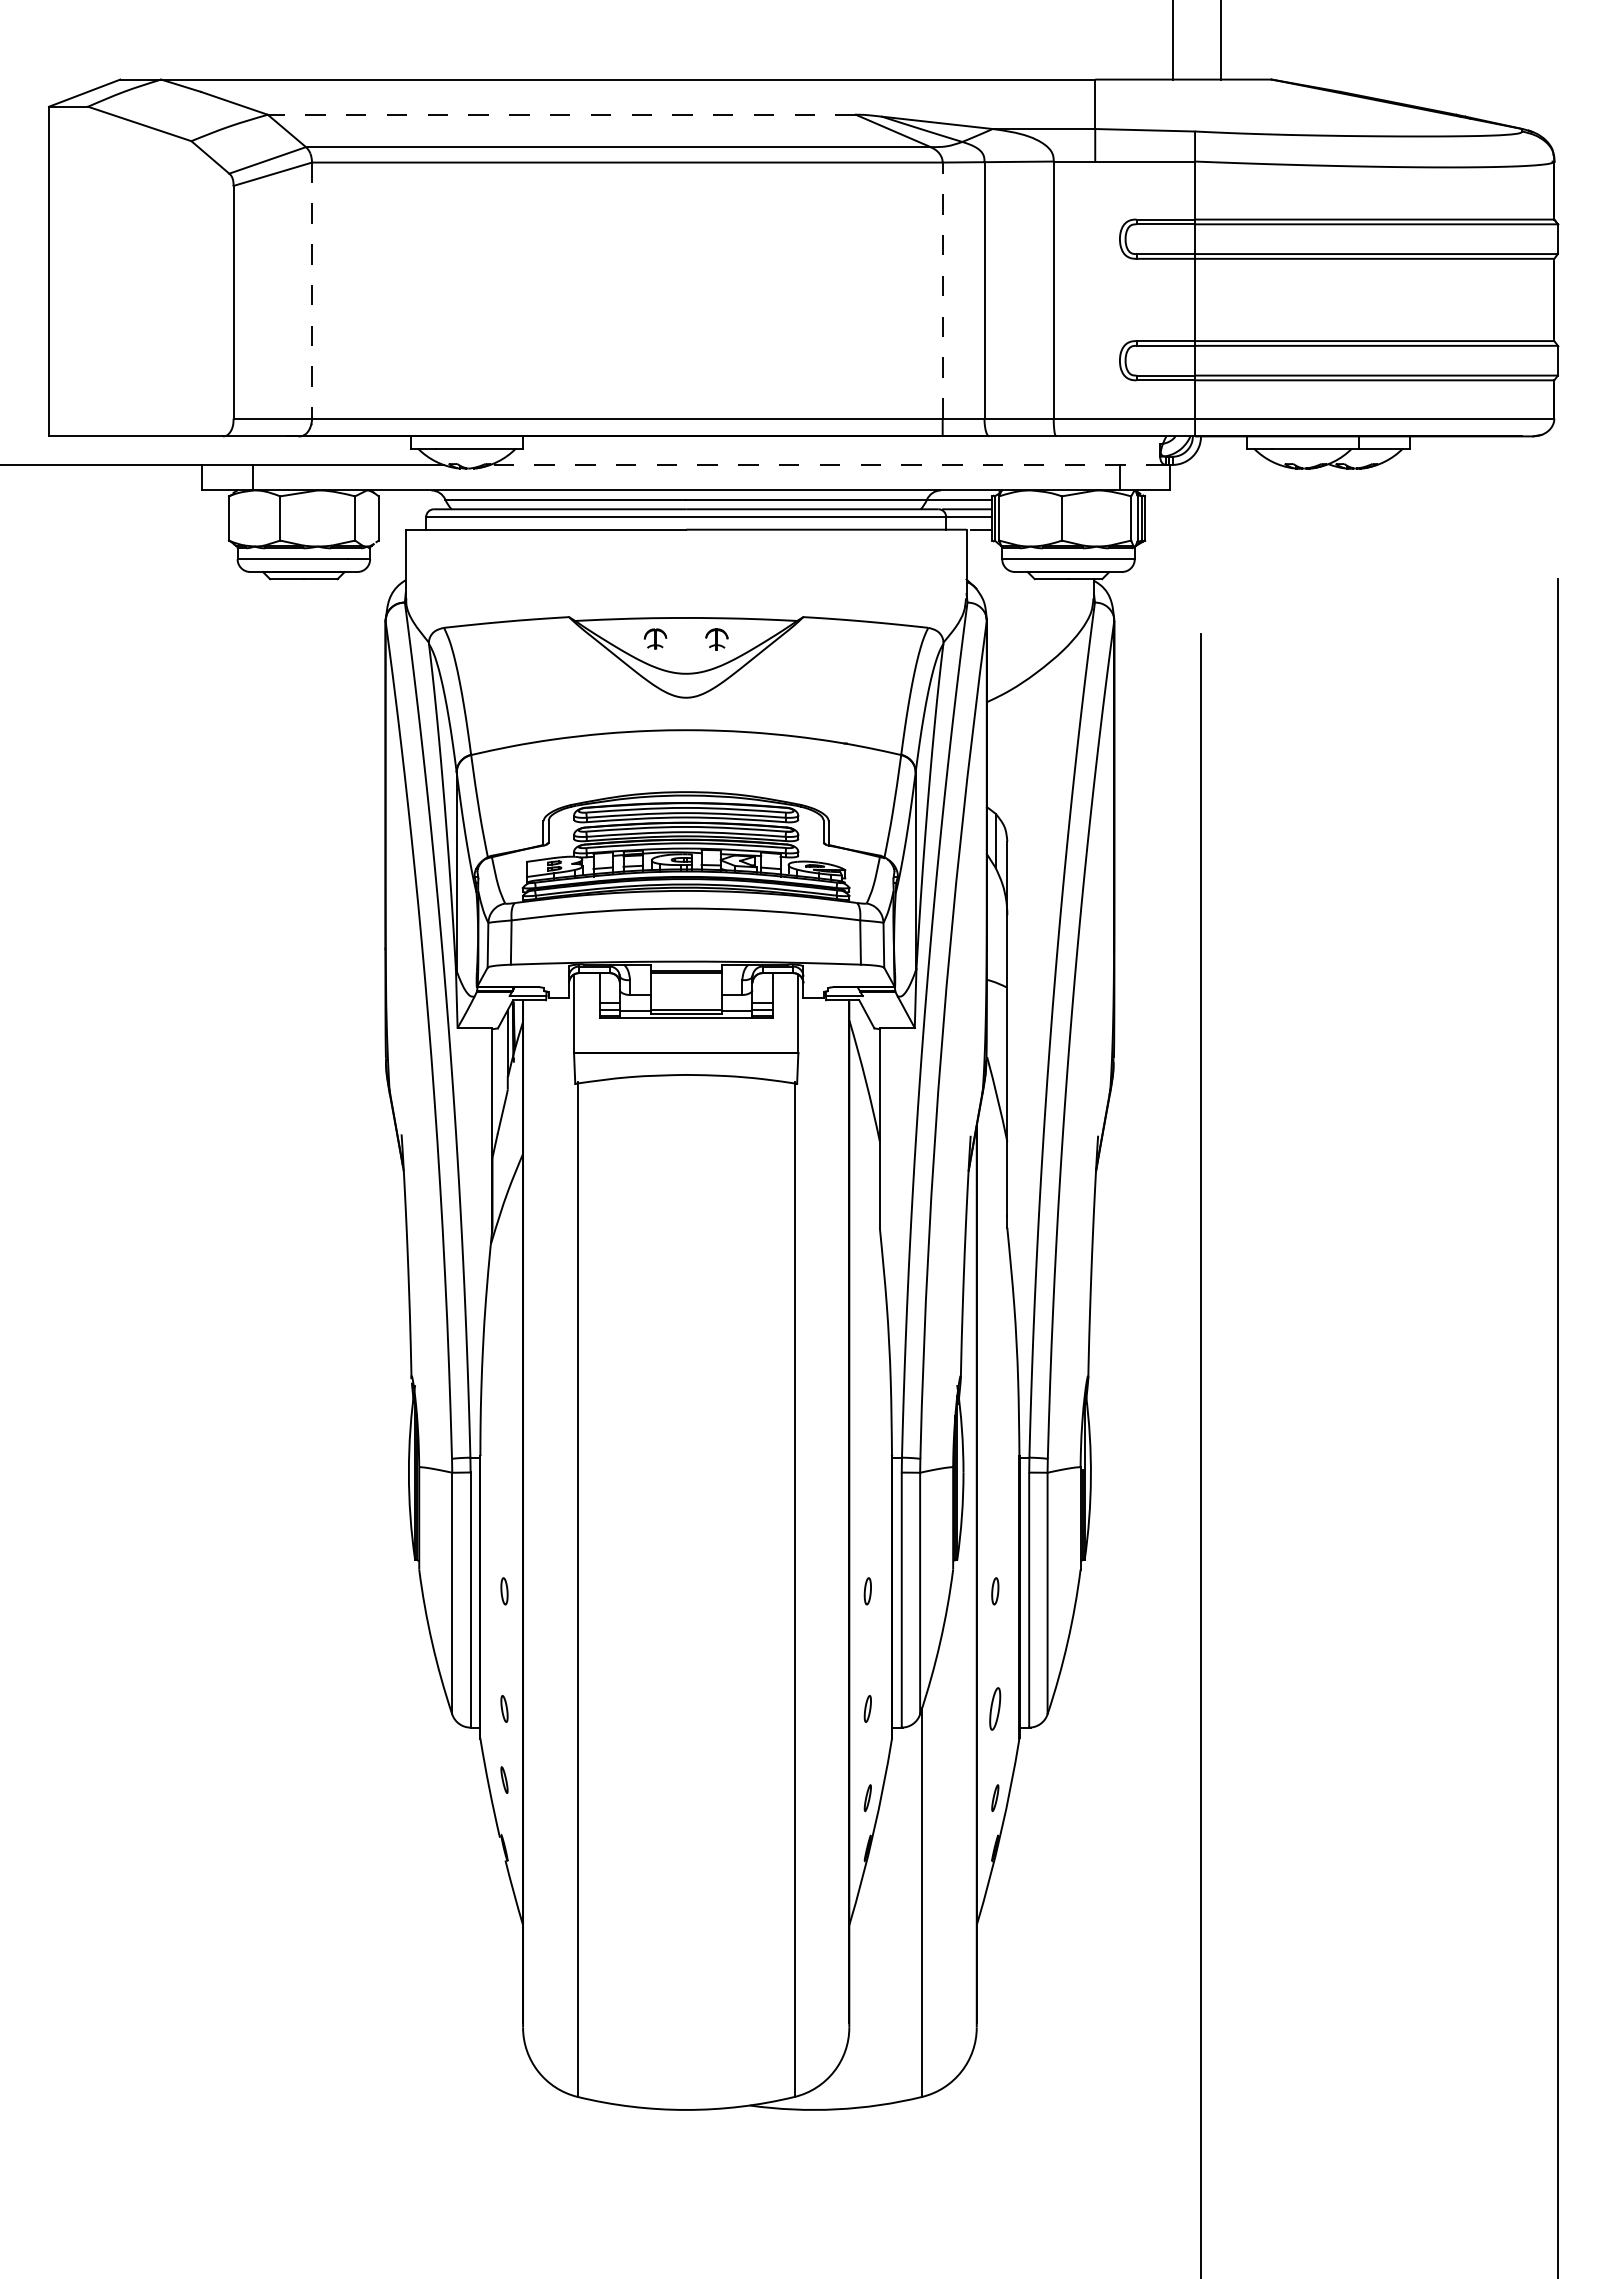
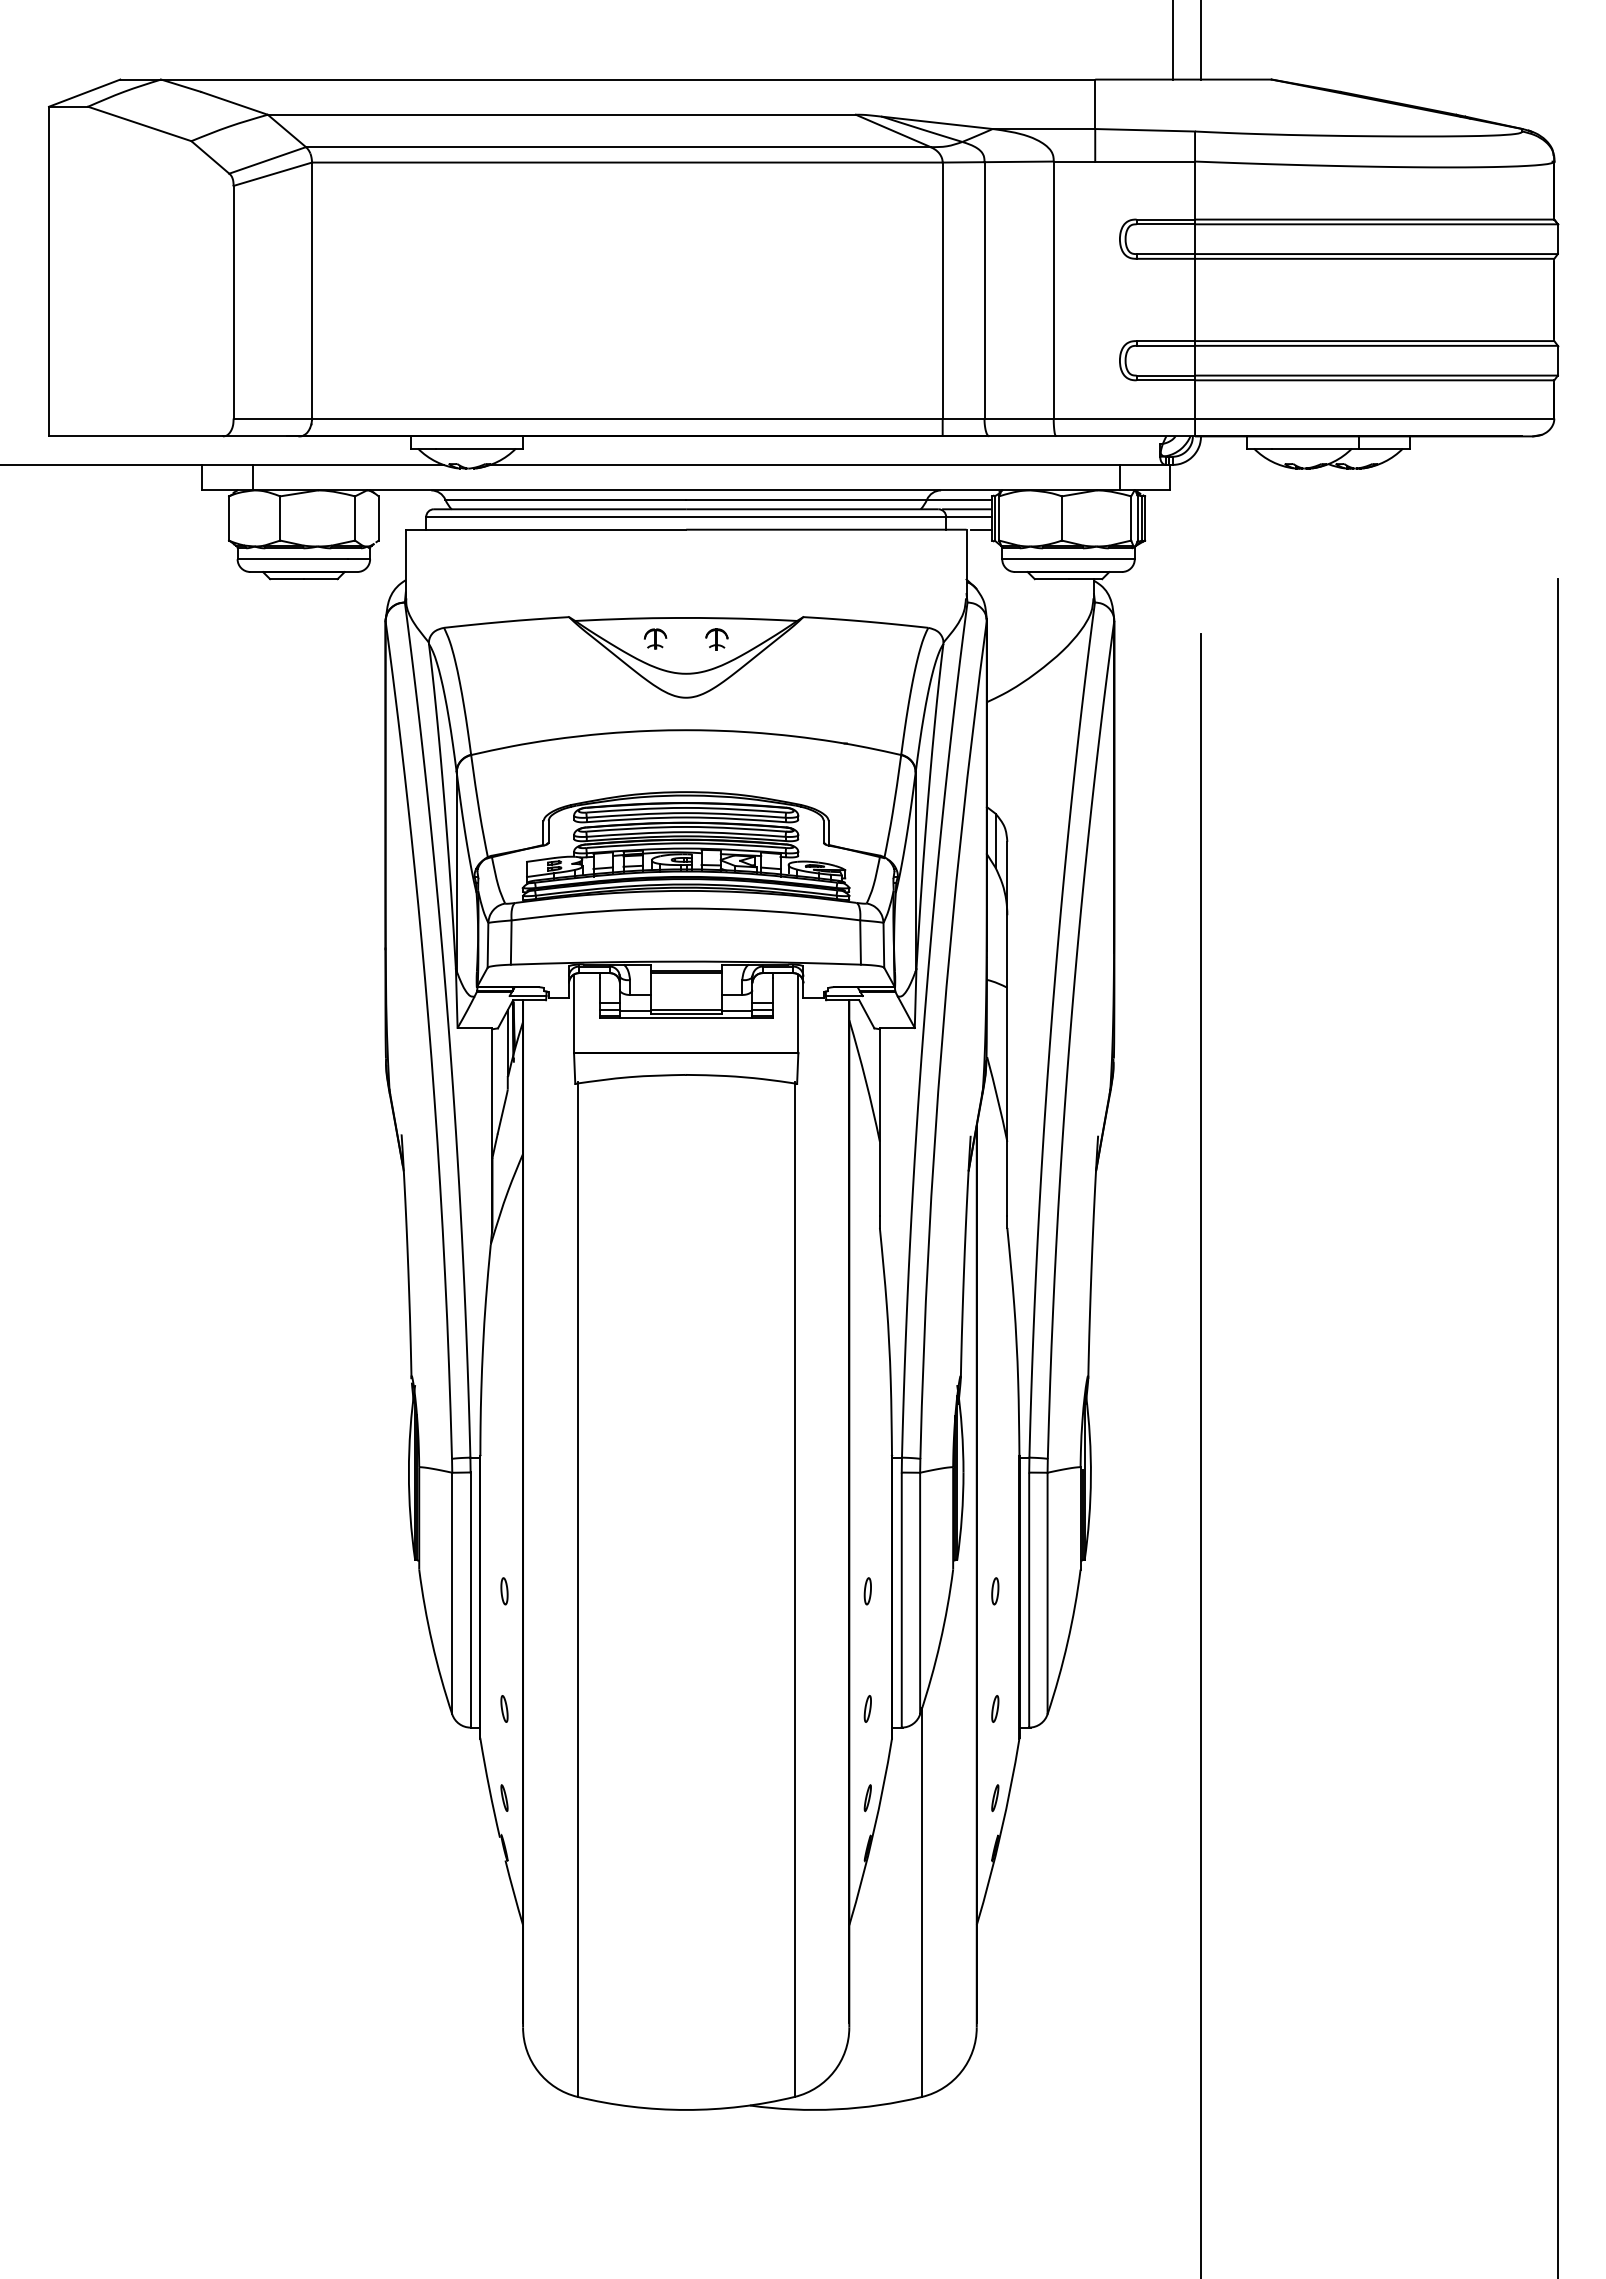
line position: (1221, 40) -> (1201, 40) (1201, 40)
line: dashed -> solid (561, 114)
line: dashed -> solid (942, 290)
line: dashed -> solid (312, 291)
line: dashed -> solid (827, 464)
part size: 13x44 px -> 9x28 px (995, 1708)
part position: (504, 1779) -> (504, 1797) (504, 1797)
